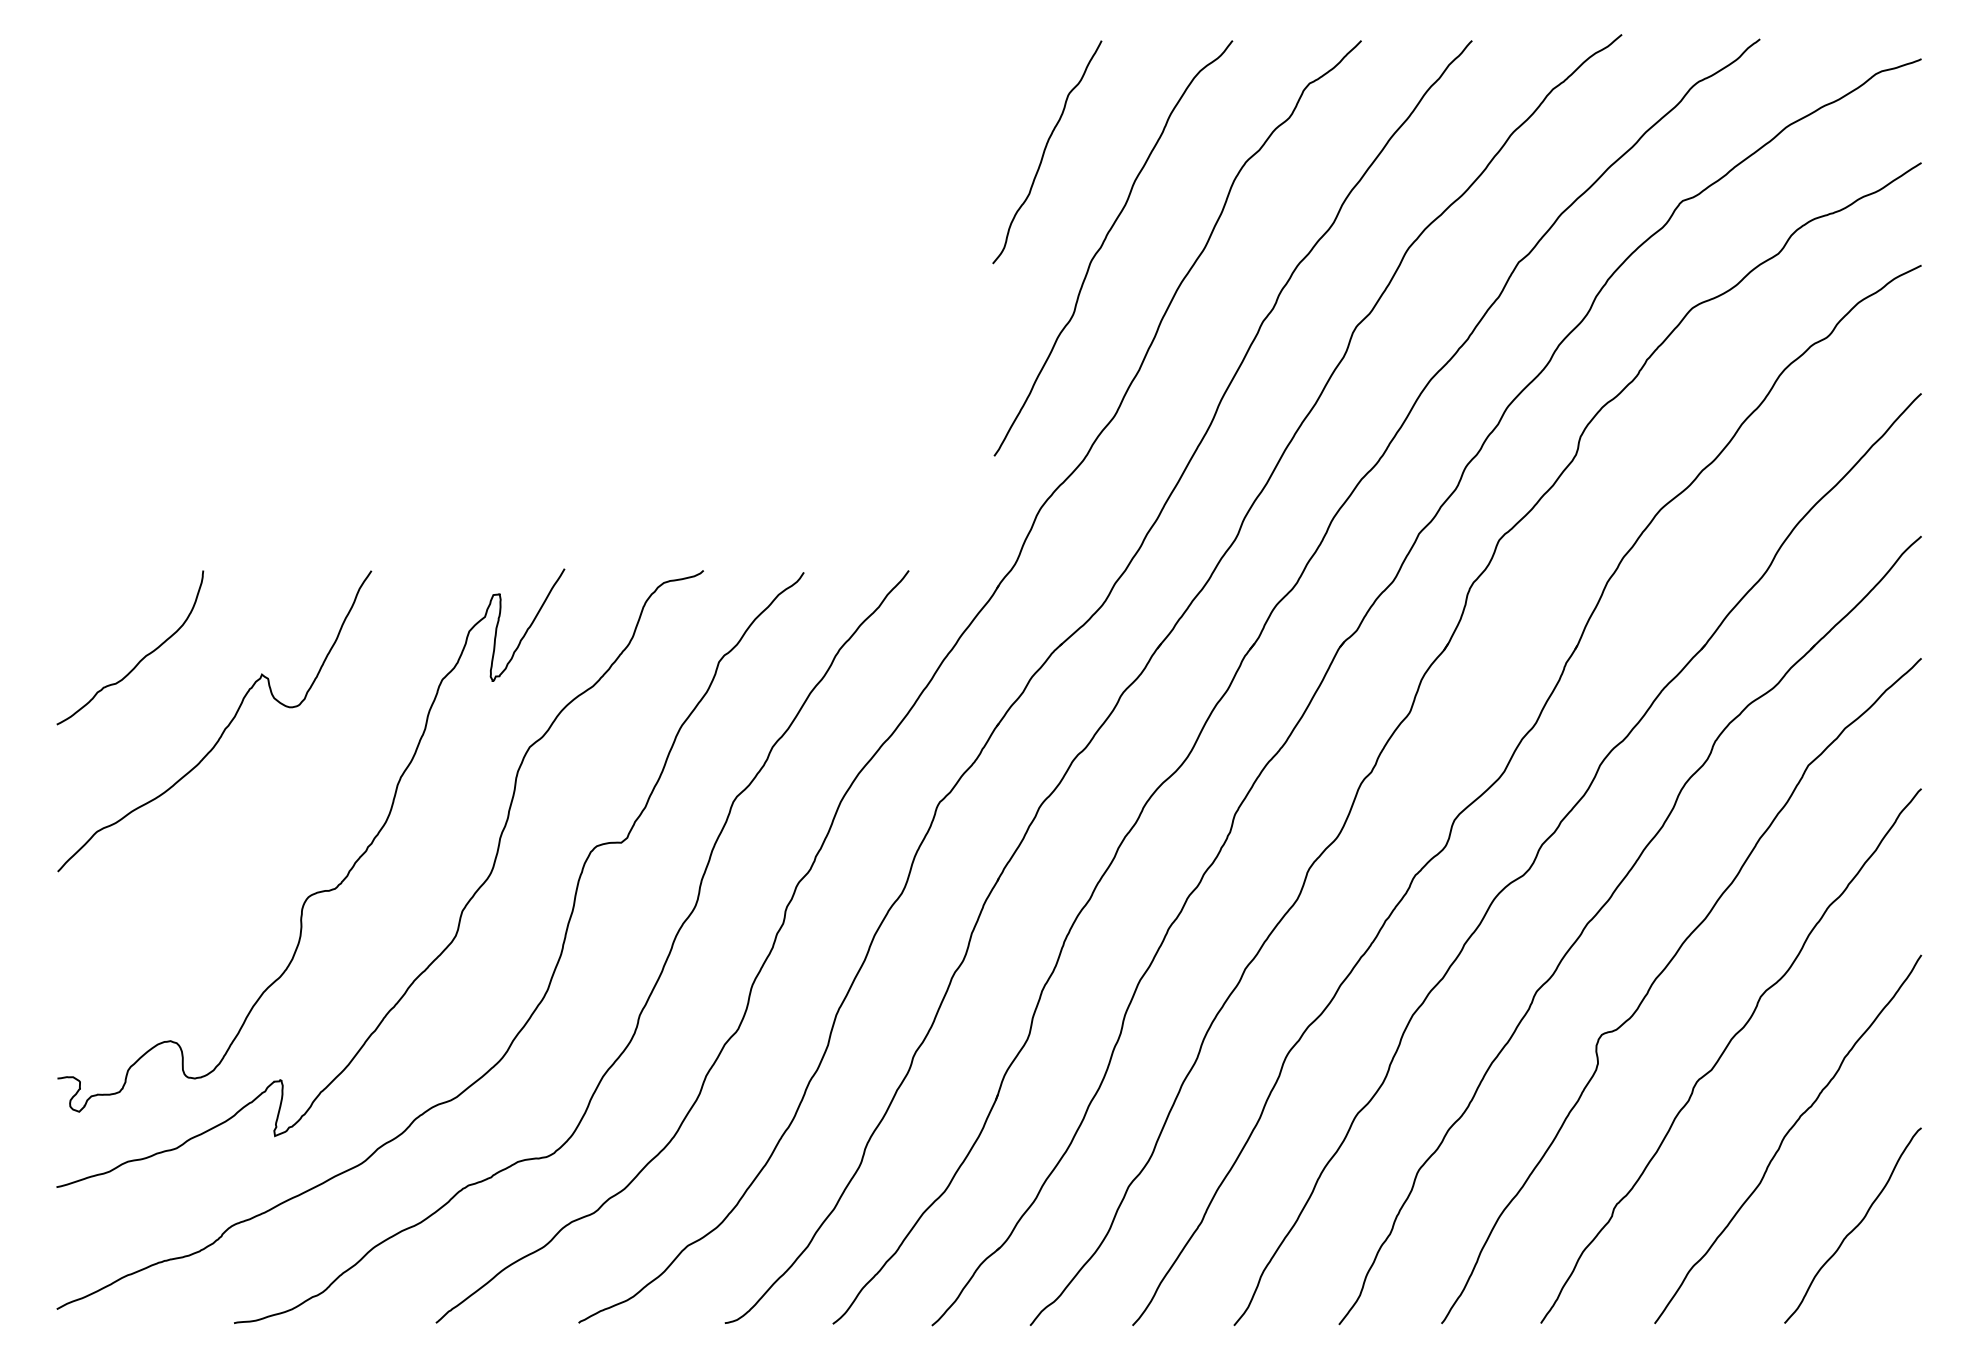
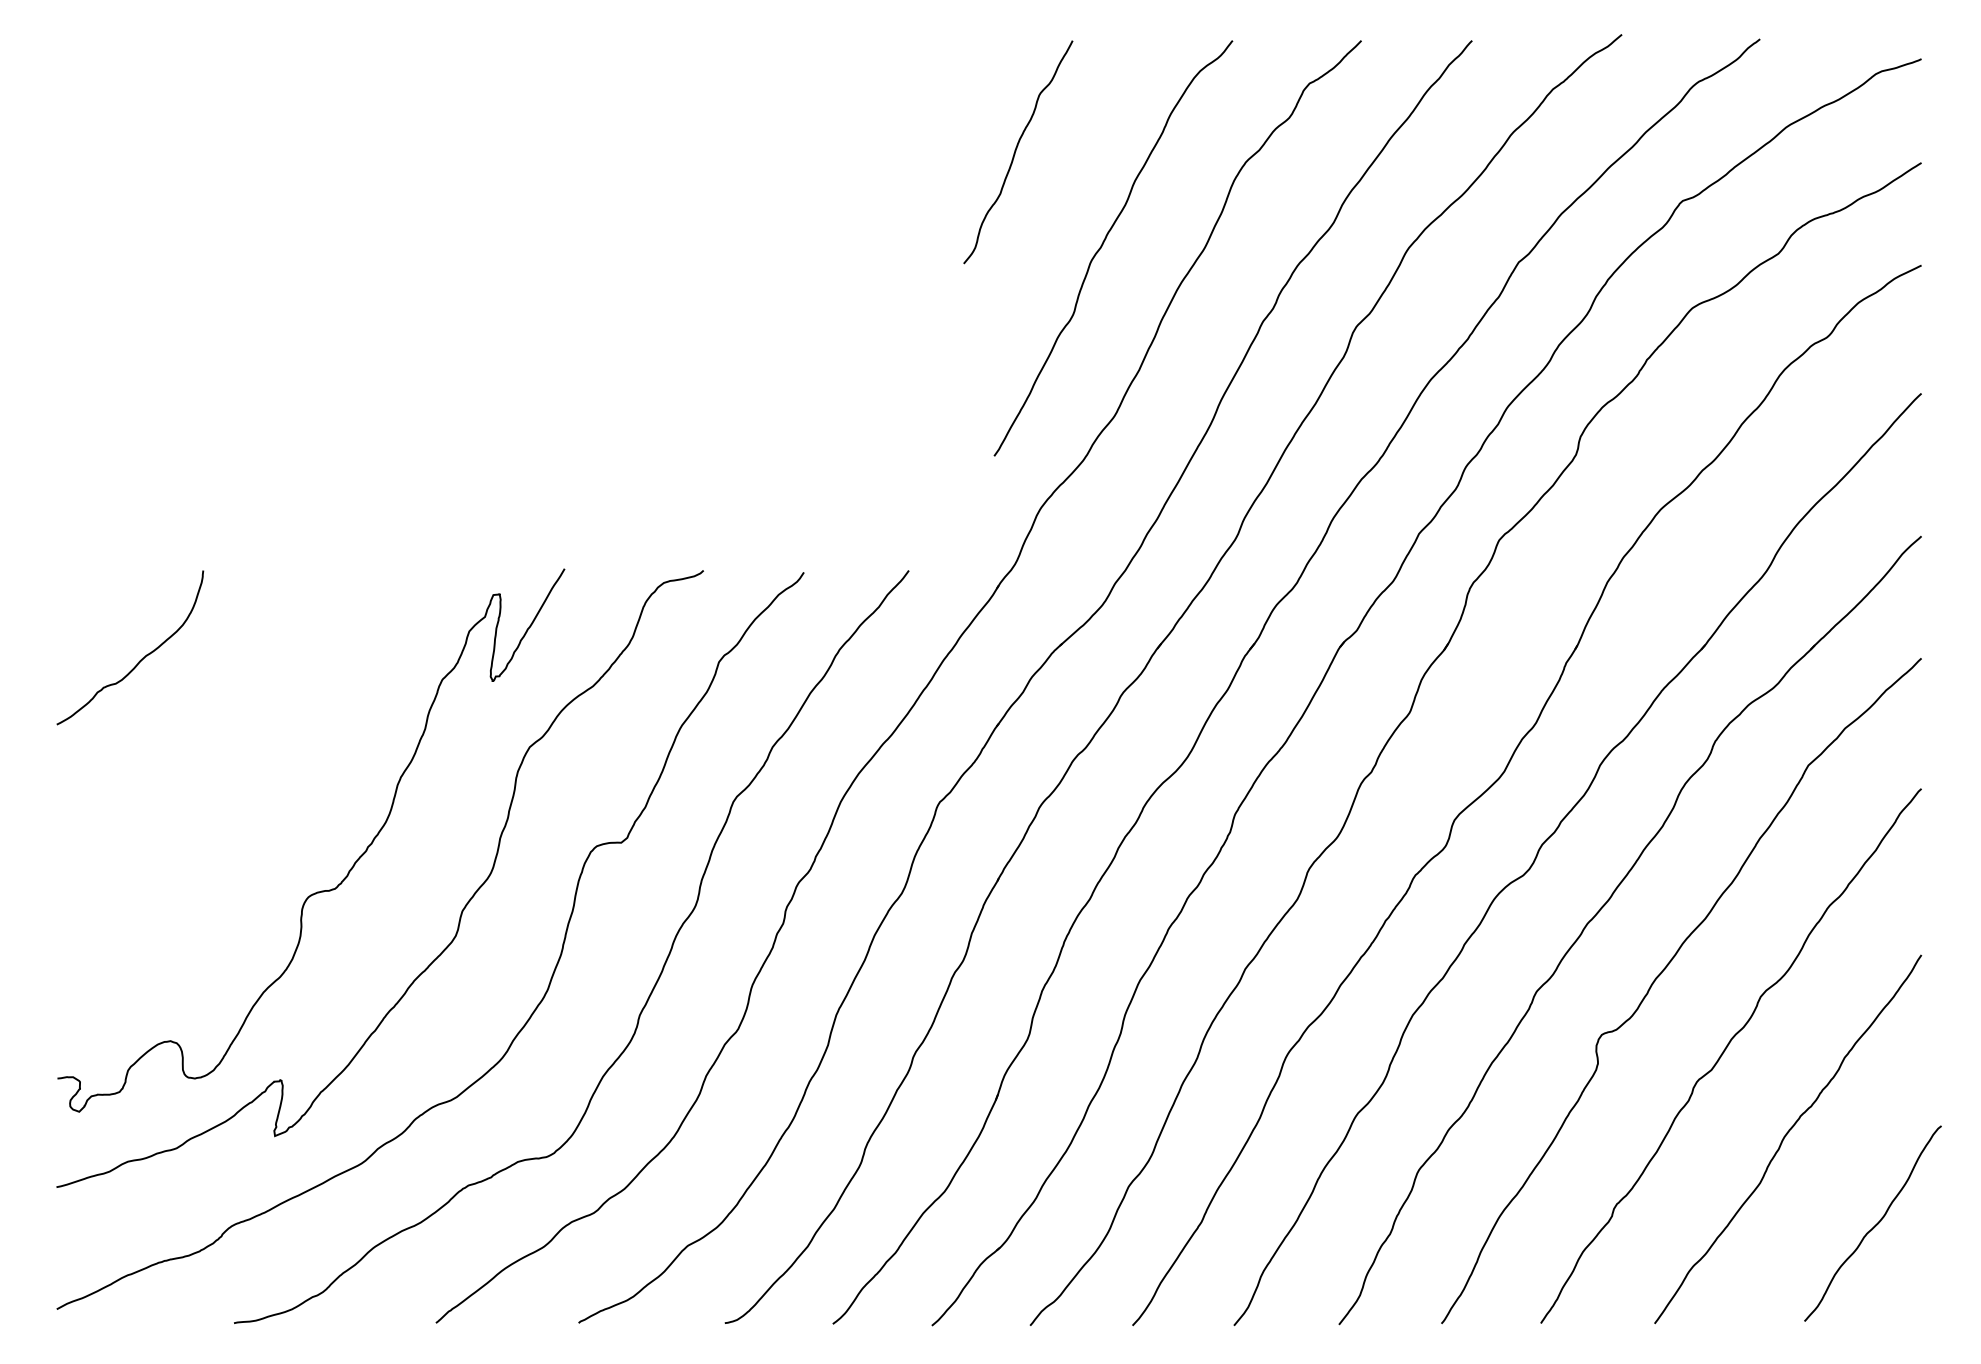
curve position: (1045, 151) -> (1016, 151) (1016, 151)
curve: present -> none (224, 728)
curve position: (1854, 1227) -> (1874, 1225) (1874, 1225)
